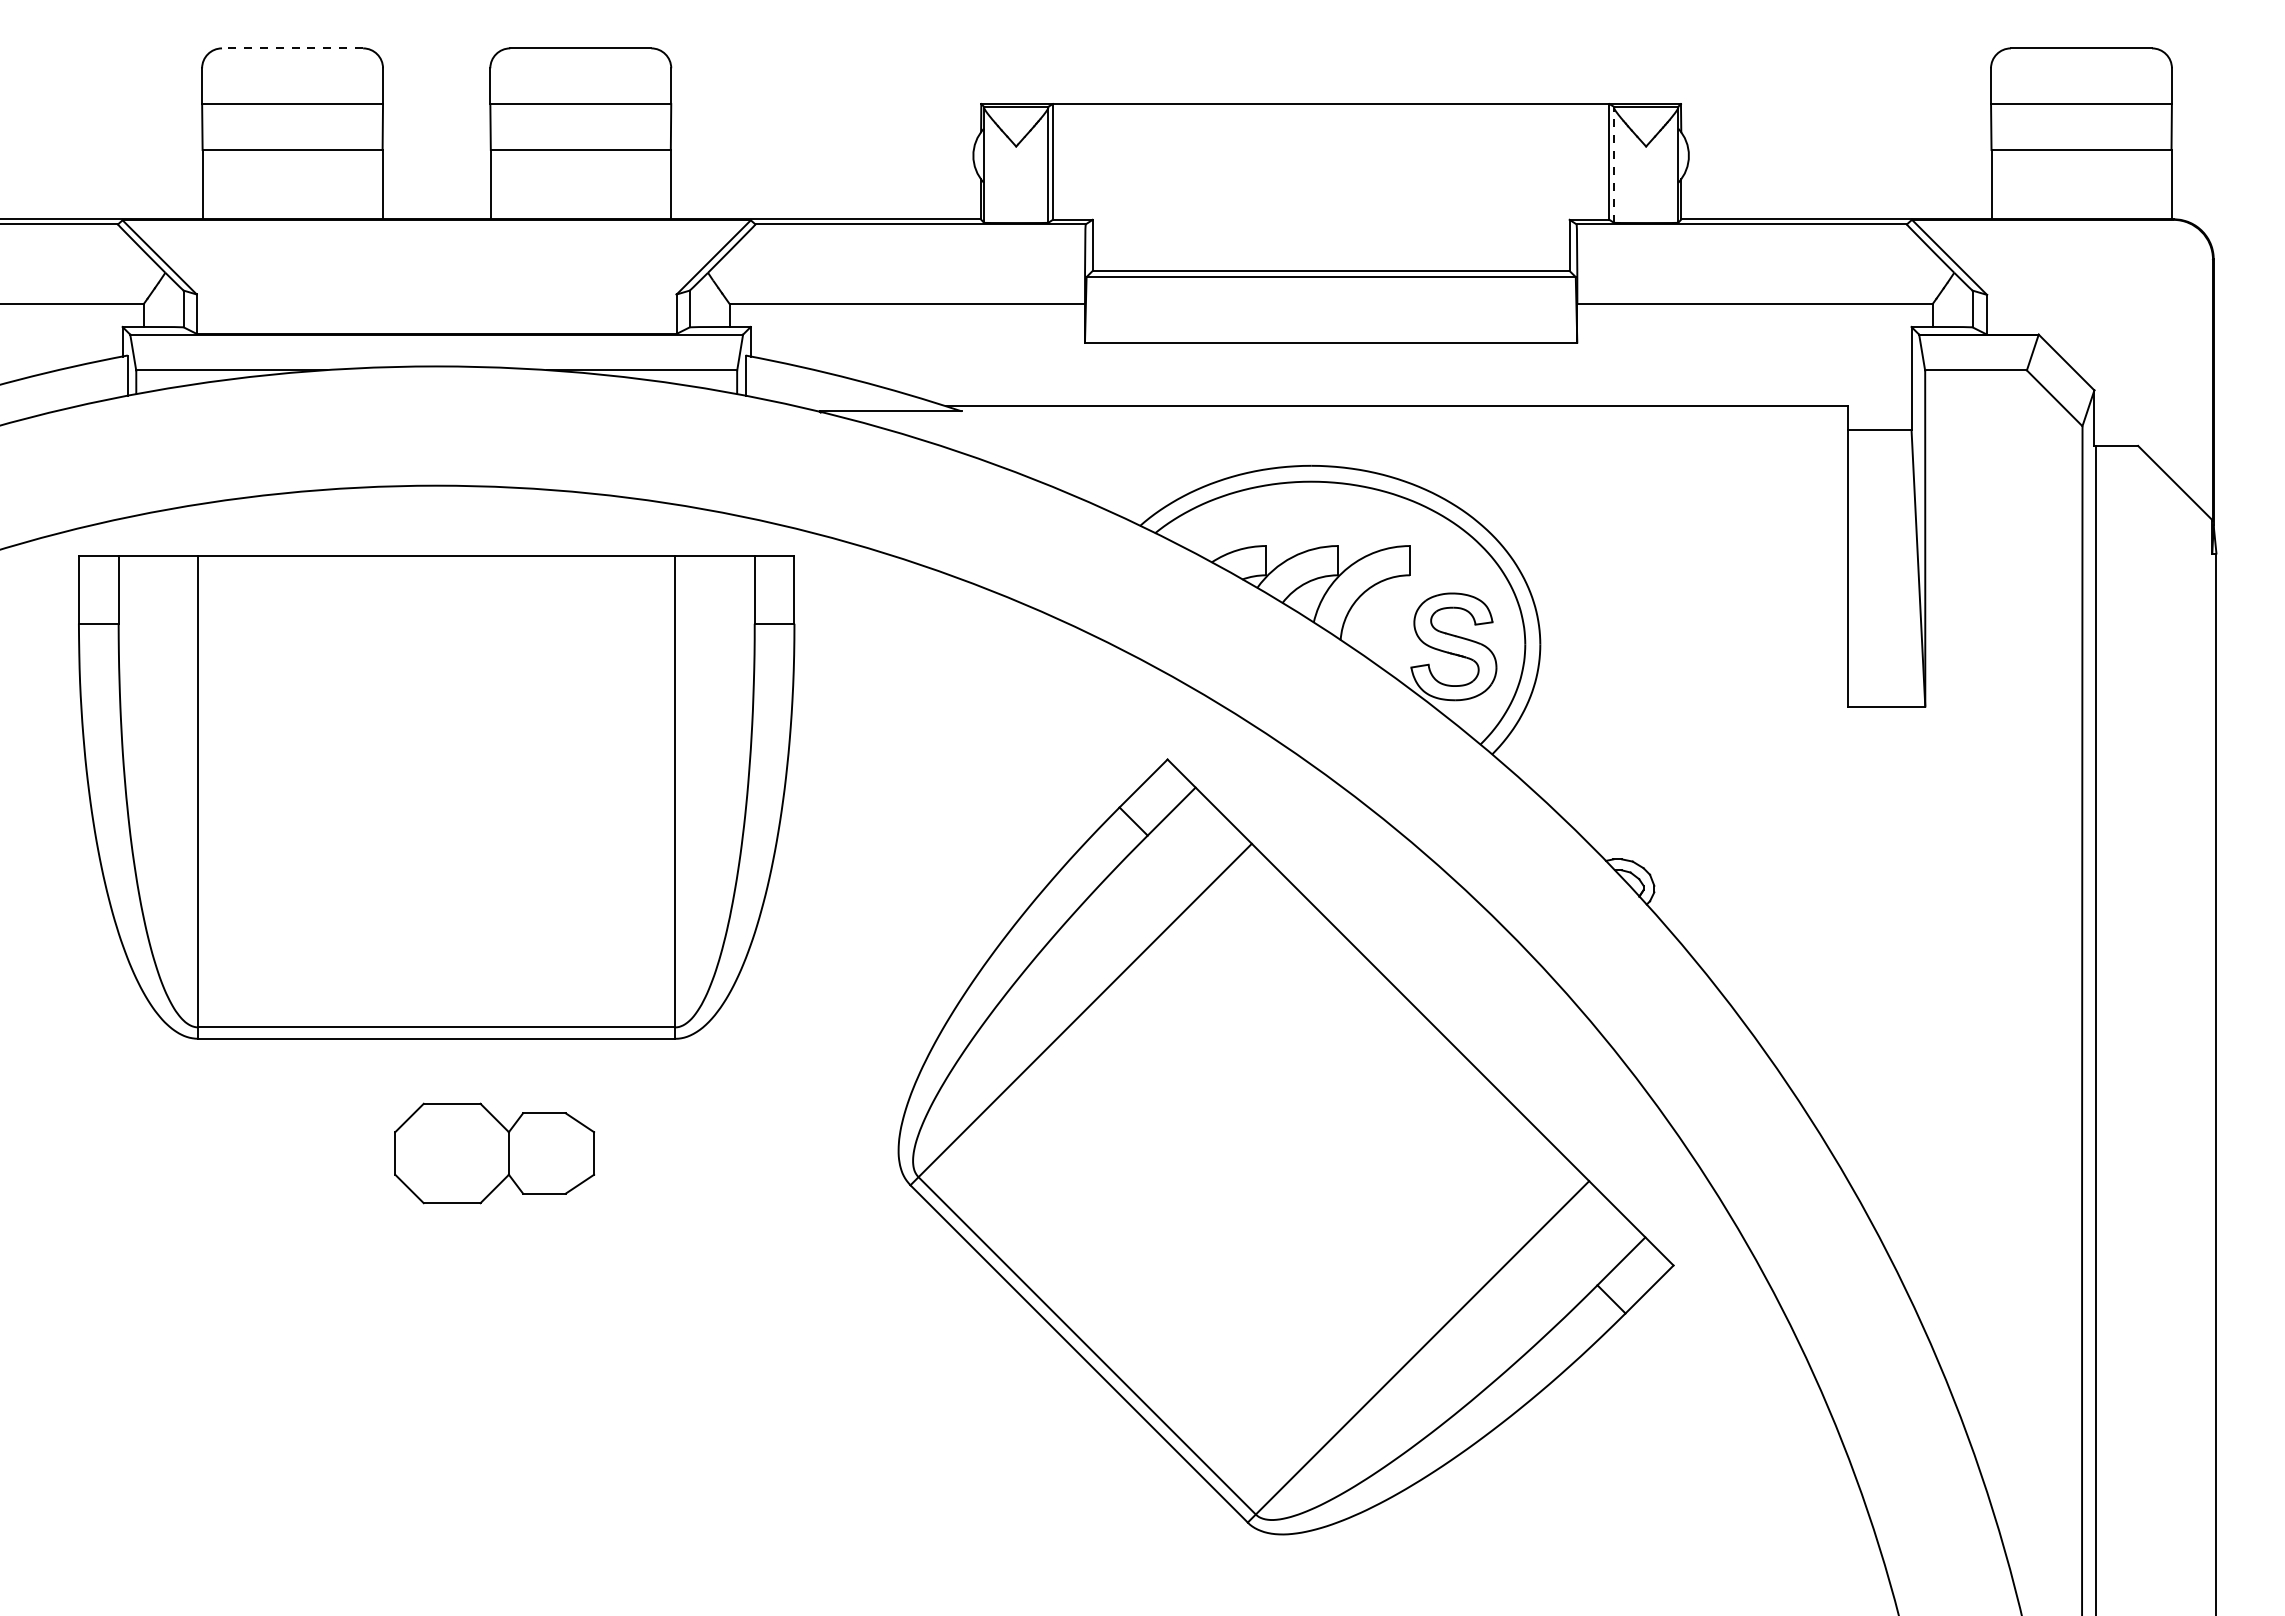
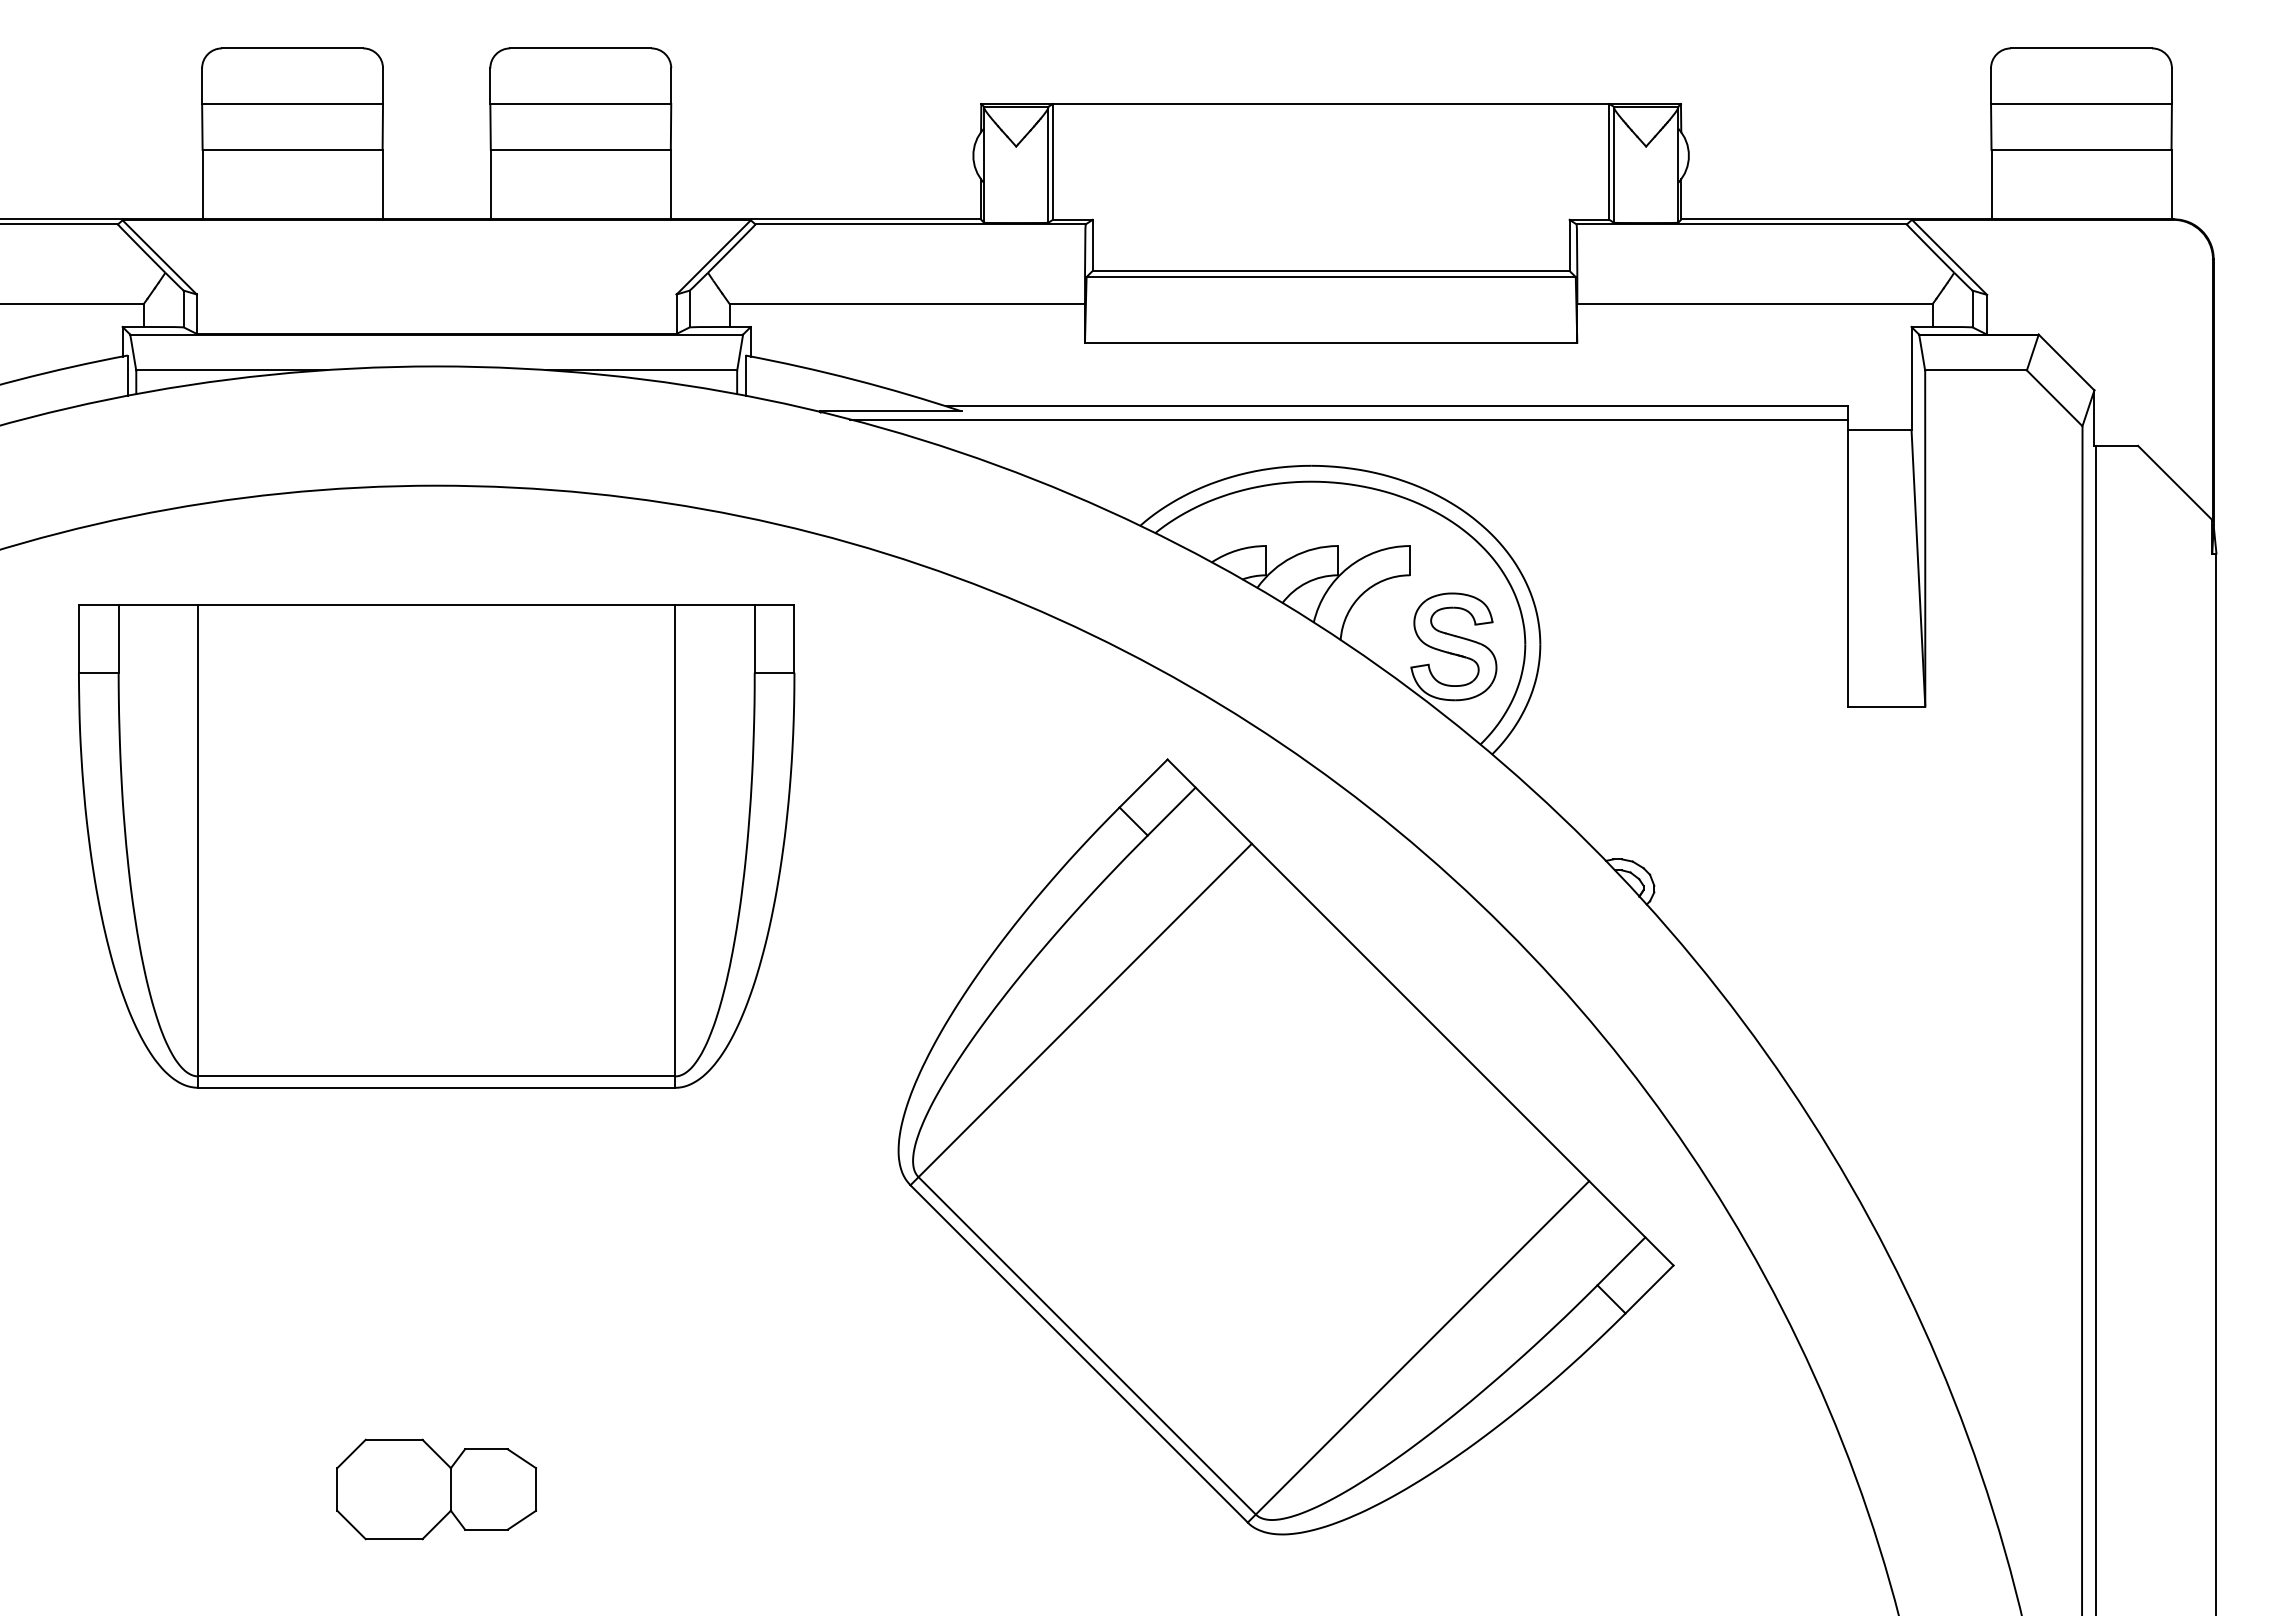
line: dashed -> solid (292, 48)
line: dashed -> solid (1614, 165)
line: none -> present (1348, 419)
part position: (436, 797) -> (436, 846) (436, 846)
part position: (494, 1153) -> (436, 1489) (436, 1489)
